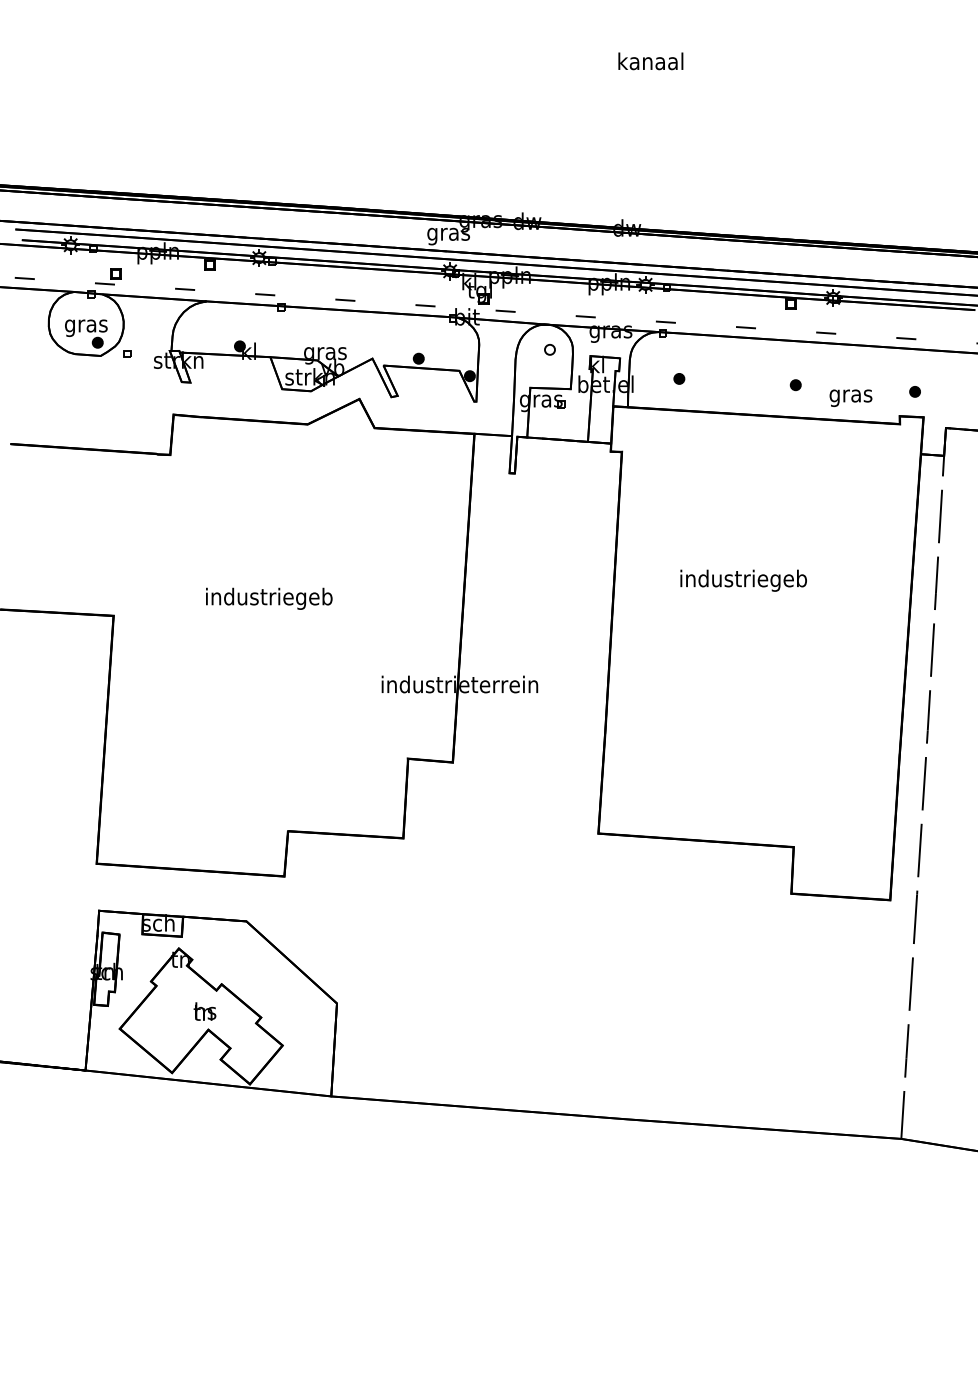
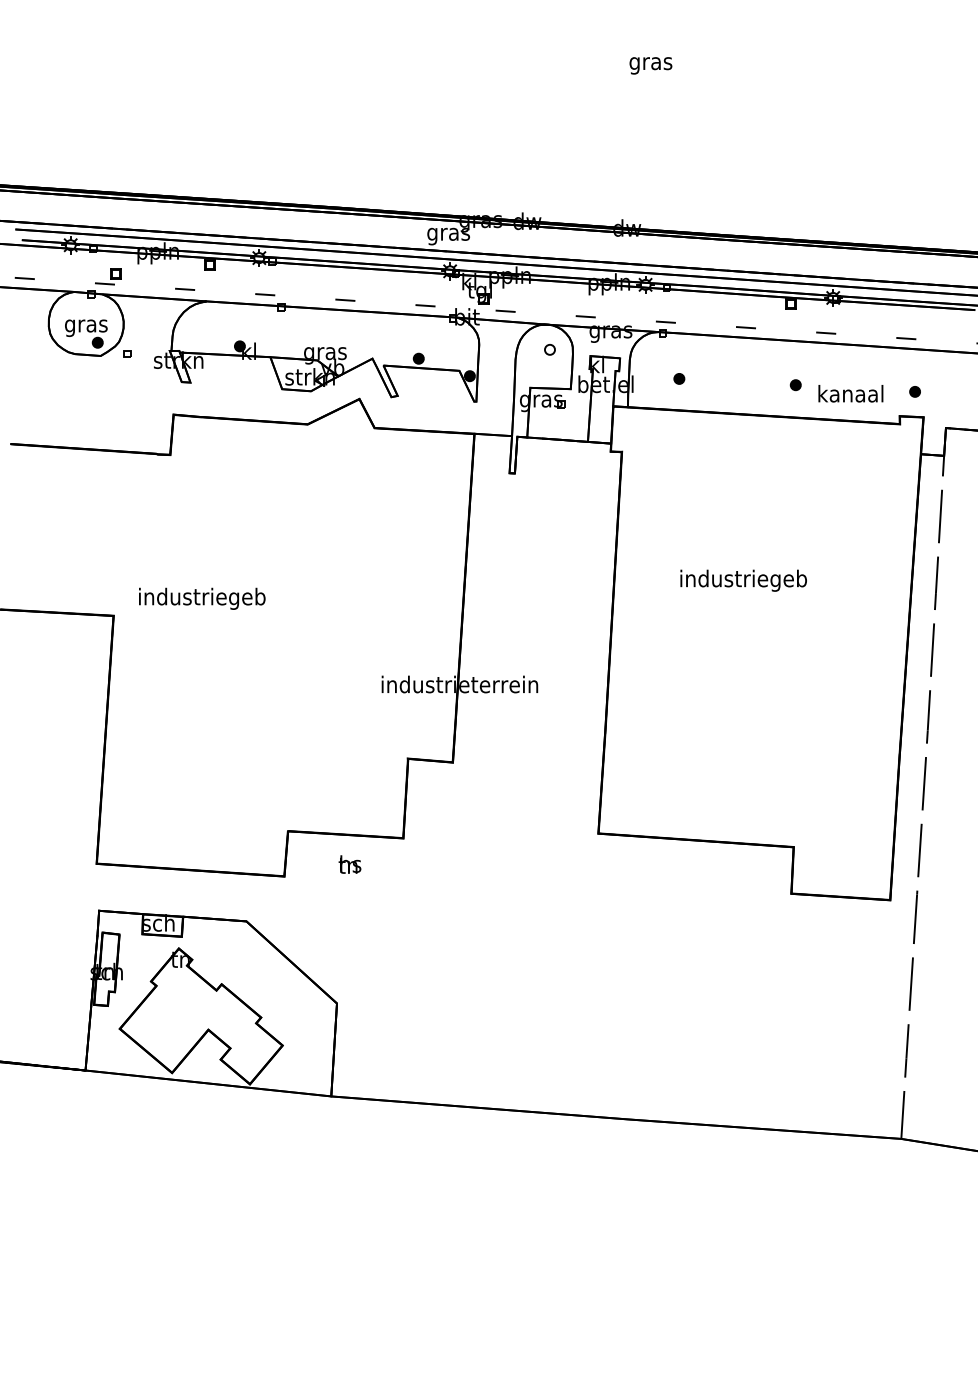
text: kanaal -> gras (650, 63)
text: gras -> kanaal (850, 395)
text position: (269, 598) -> (202, 598) (202, 598)
text position: (204, 1011) -> (349, 864) (349, 864)
